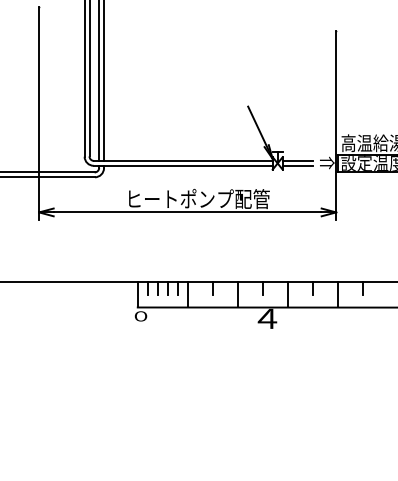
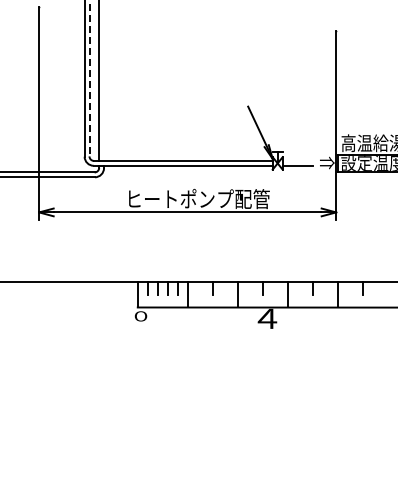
line: solid -> dashed (89, 78)
line: present -> none (104, 81)
line: present -> none (297, 160)
